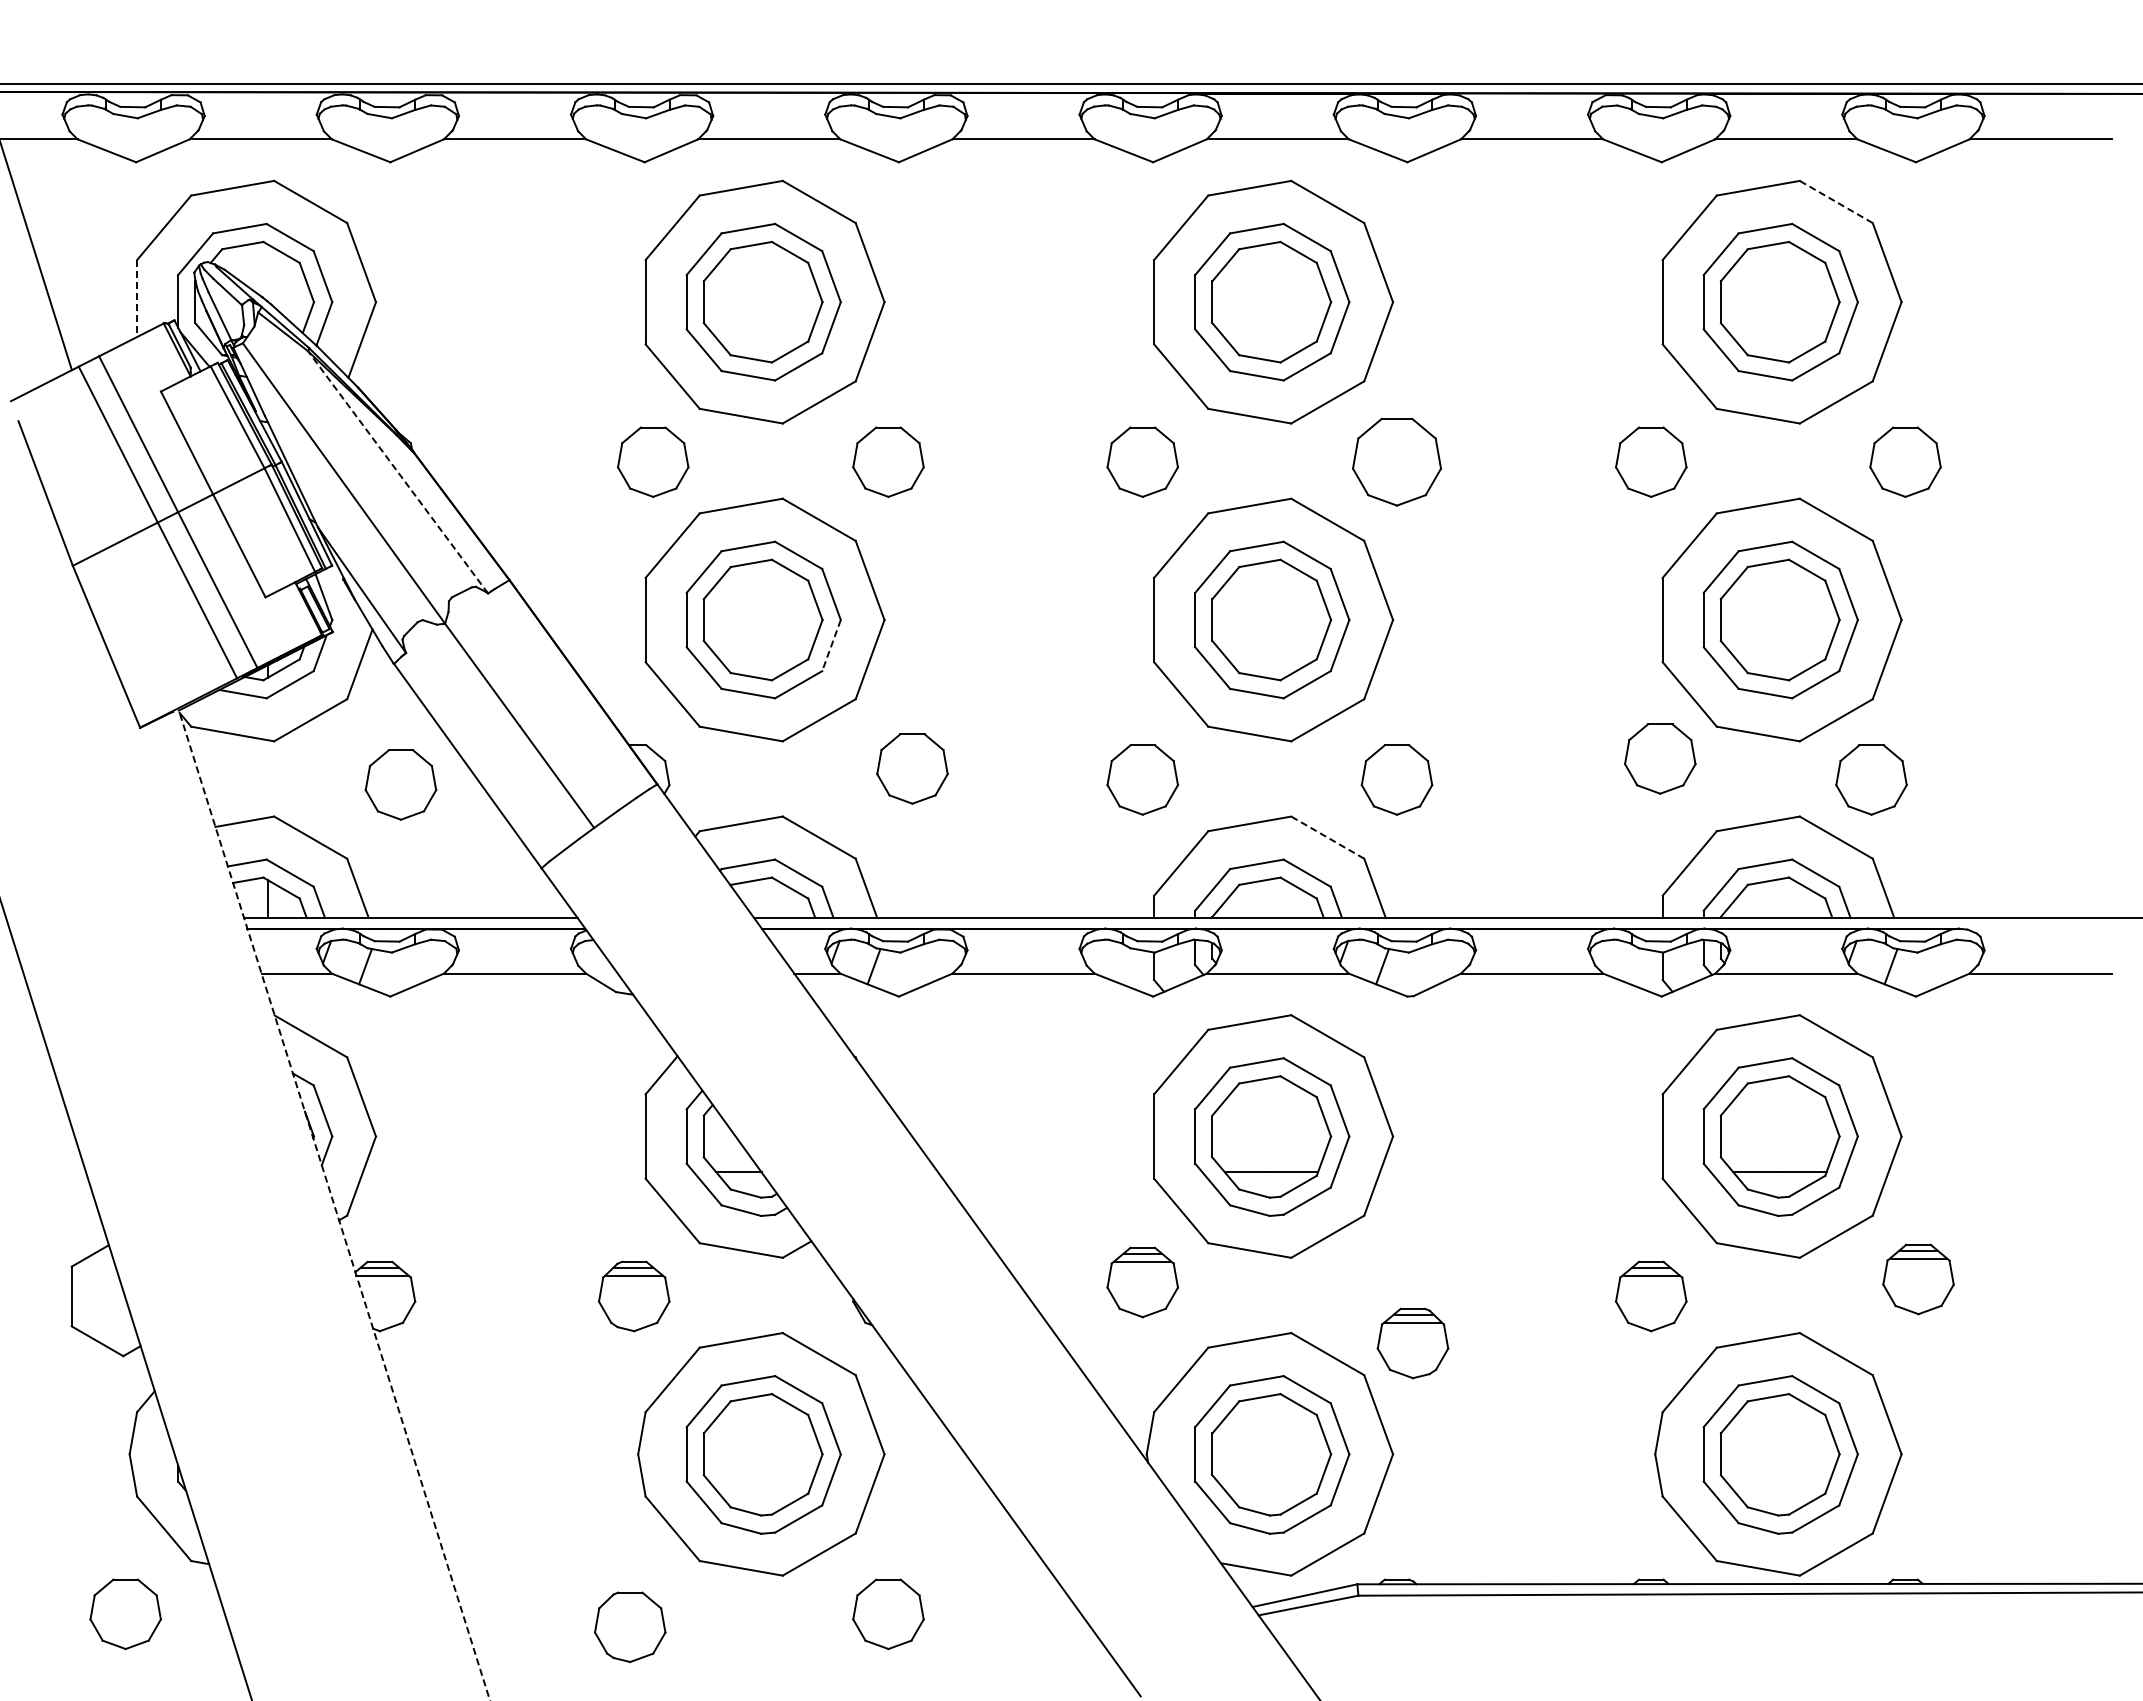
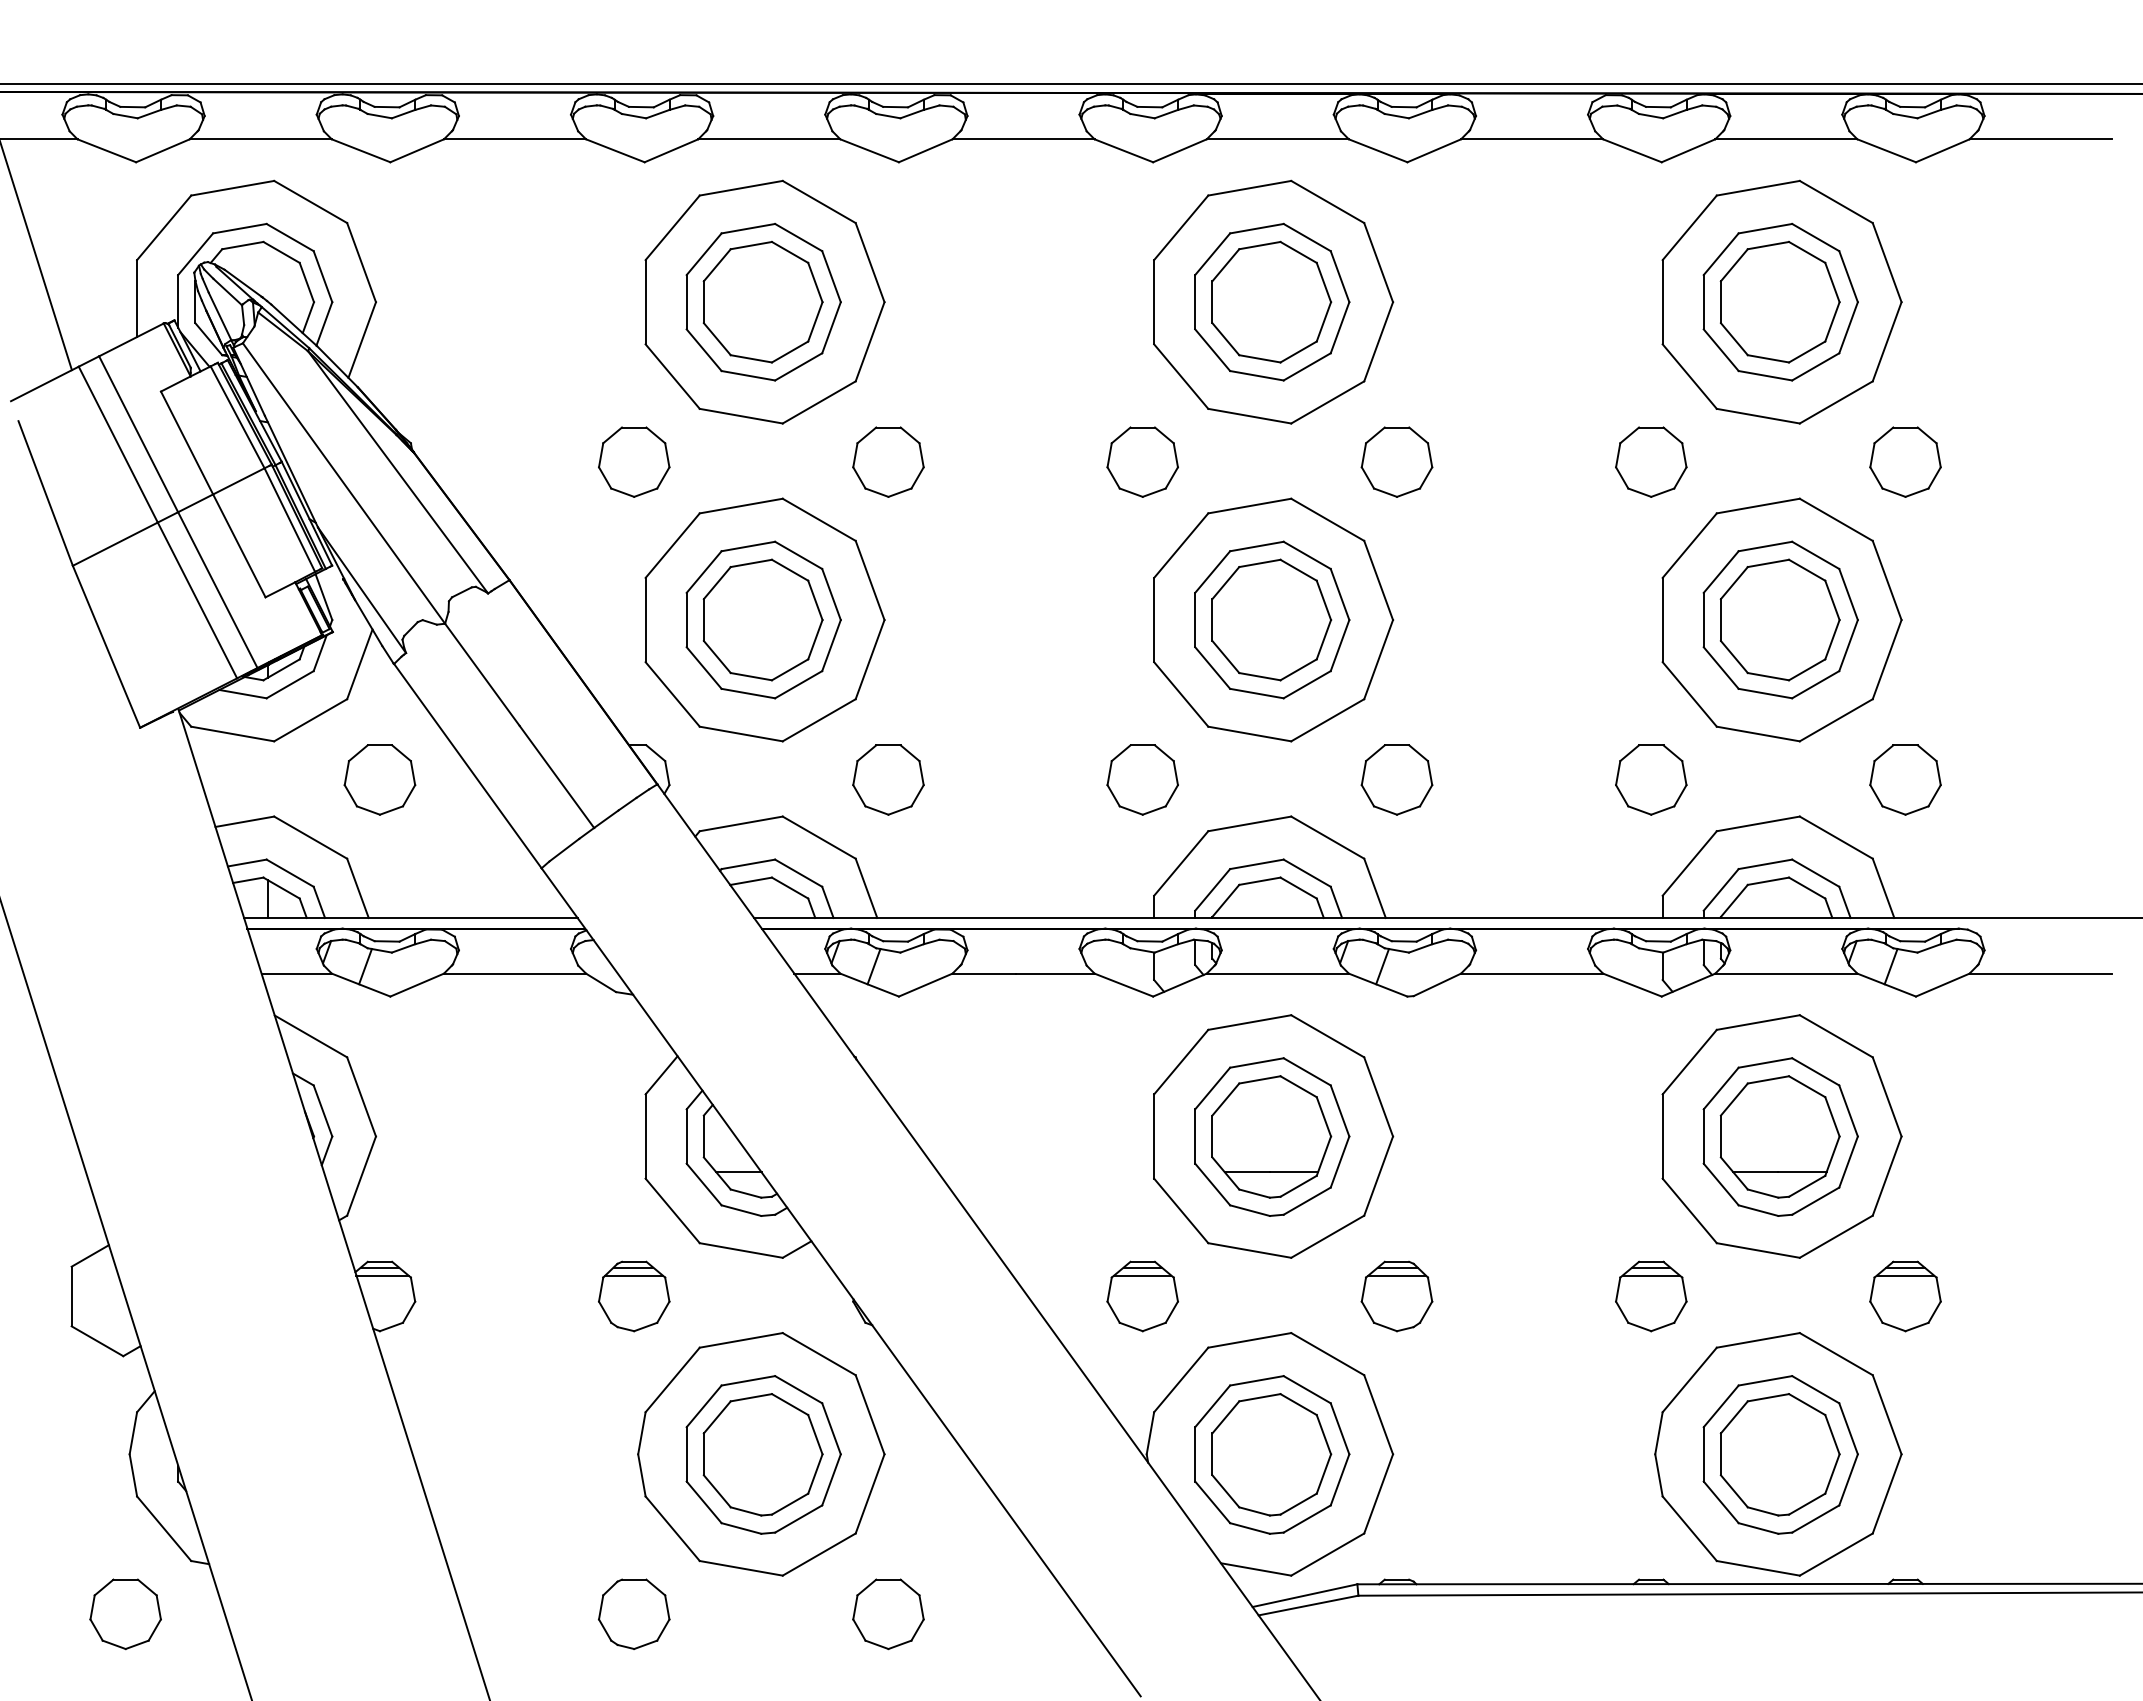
line: dashed -> solid (1835, 201)
line: dashed -> solid (137, 299)
part position: (653, 461) -> (634, 461) (634, 461)
part size: 91x90 px -> 74x72 px (1396, 461)
line: dashed -> solid (398, 472)
line: dashed -> solid (831, 646)
part position: (1660, 758) -> (1651, 779) (1651, 779)
part position: (912, 768) -> (888, 779) (888, 779)
part position: (1871, 779) -> (1905, 779) (1905, 779)
part position: (400, 784) -> (379, 779) (379, 779)
line: dashed -> solid (1327, 837)
line: dashed -> solid (334, 1204)
part position: (1918, 1279) -> (1905, 1296) (1905, 1296)
part position: (1142, 1282) -> (1142, 1296) (1142, 1296)
part position: (1412, 1343) -> (1396, 1296) (1396, 1296)
part position: (630, 1626) -> (634, 1613) (634, 1613)
